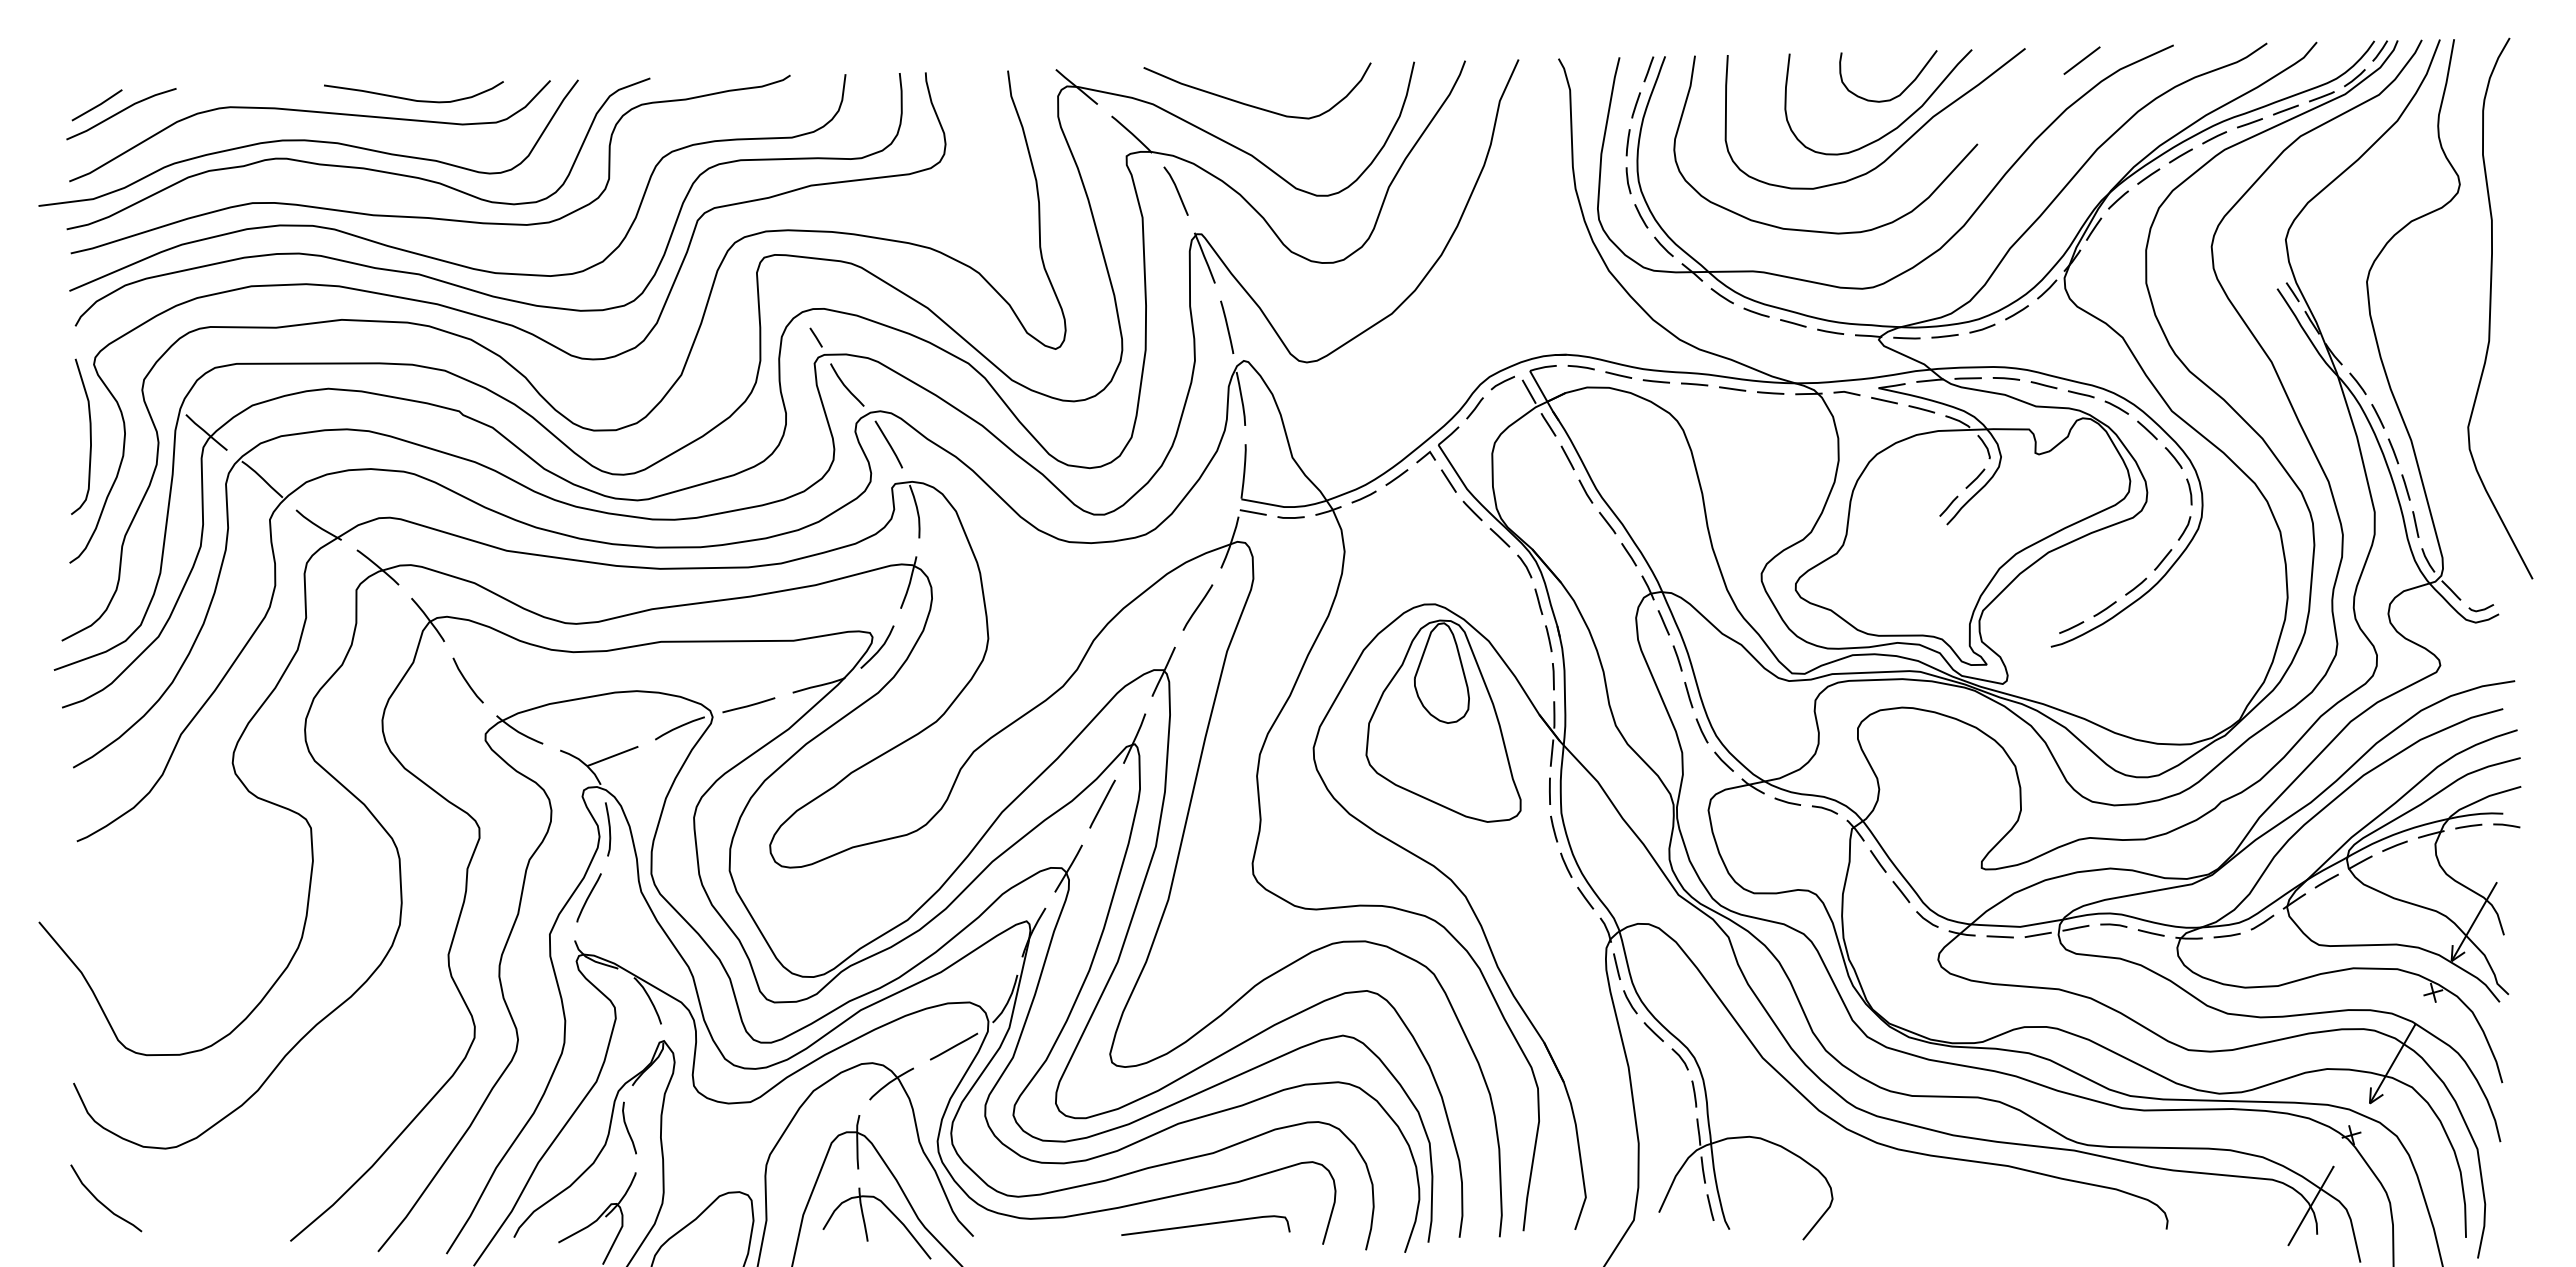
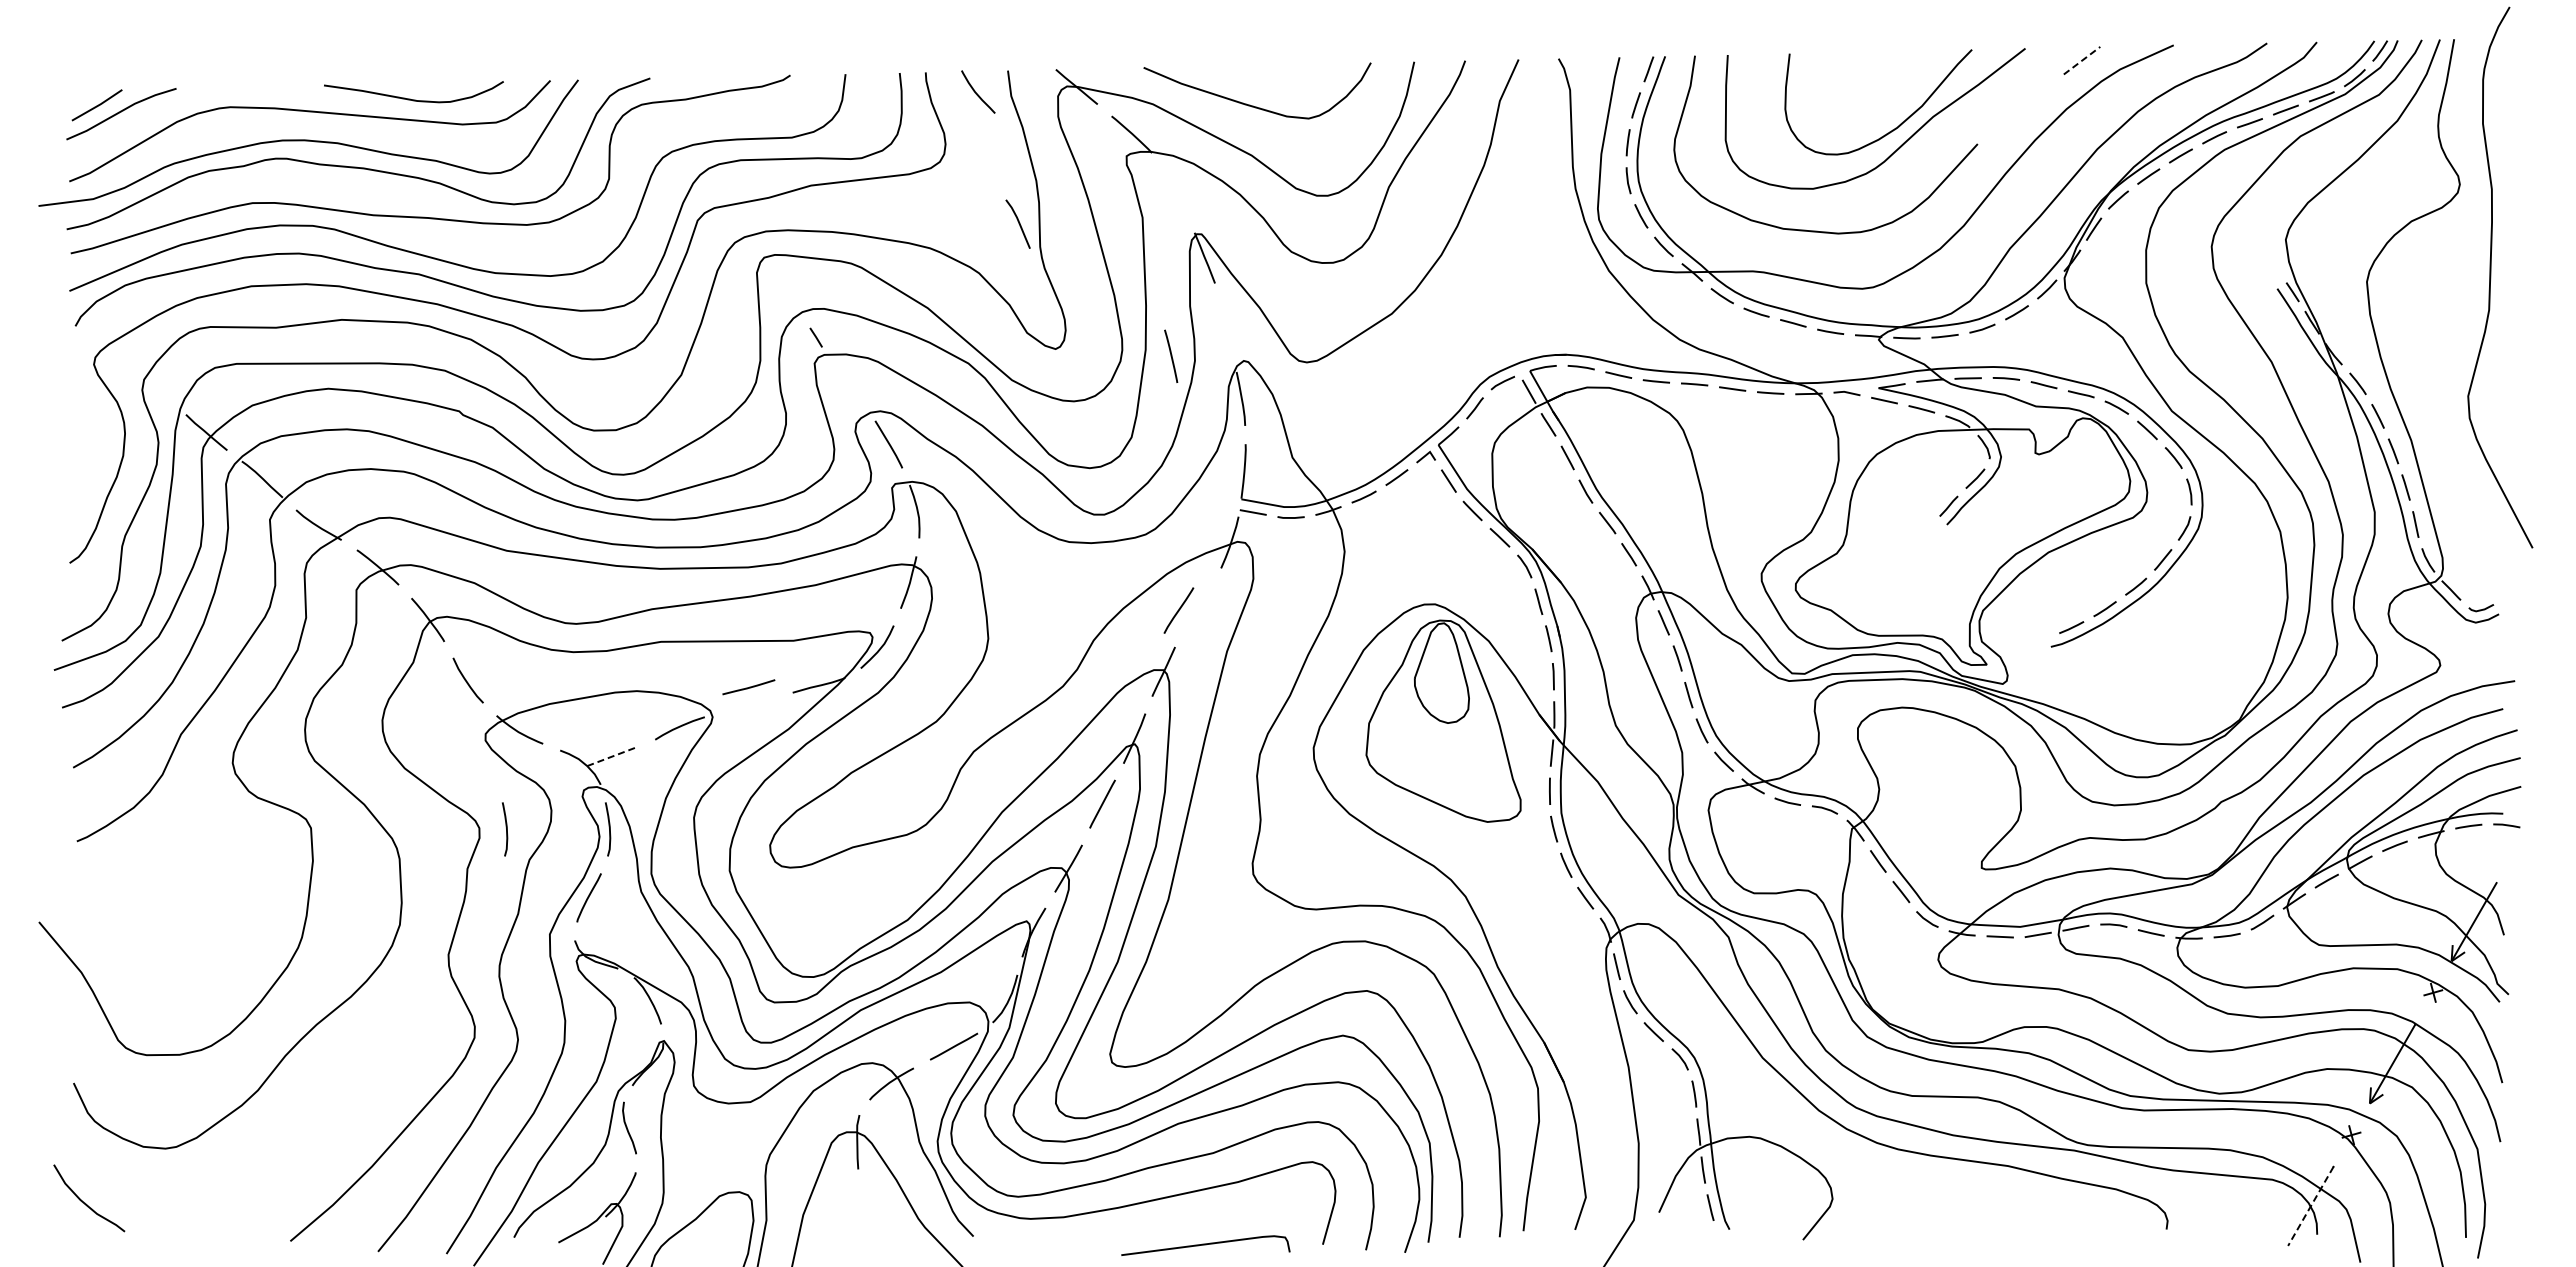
line: solid -> dashed (2082, 60)
curve: present -> none (1903, 90)
curve position: (1176, 190) -> (1018, 223) (1018, 223)
curve position: (2491, 308) -> (2491, 277) (2491, 277)
line position: (1227, 326) -> (1171, 355) (1171, 355)
curve position: (845, 385) -> (976, 92) (976, 92)
curve: present -> none (89, 435)
line position: (1197, 607) -> (1178, 610) (1178, 610)
line position: (748, 705) -> (748, 687) (748, 687)
line: solid -> dashed (613, 756)
curve: none -> present (506, 829)
curve position: (102, 1202) -> (85, 1202) (85, 1202)
line: solid -> dashed (2310, 1206)
curve position: (1205, 1225) -> (1205, 1245) (1205, 1245)
part: present -> none (866, 1227)
